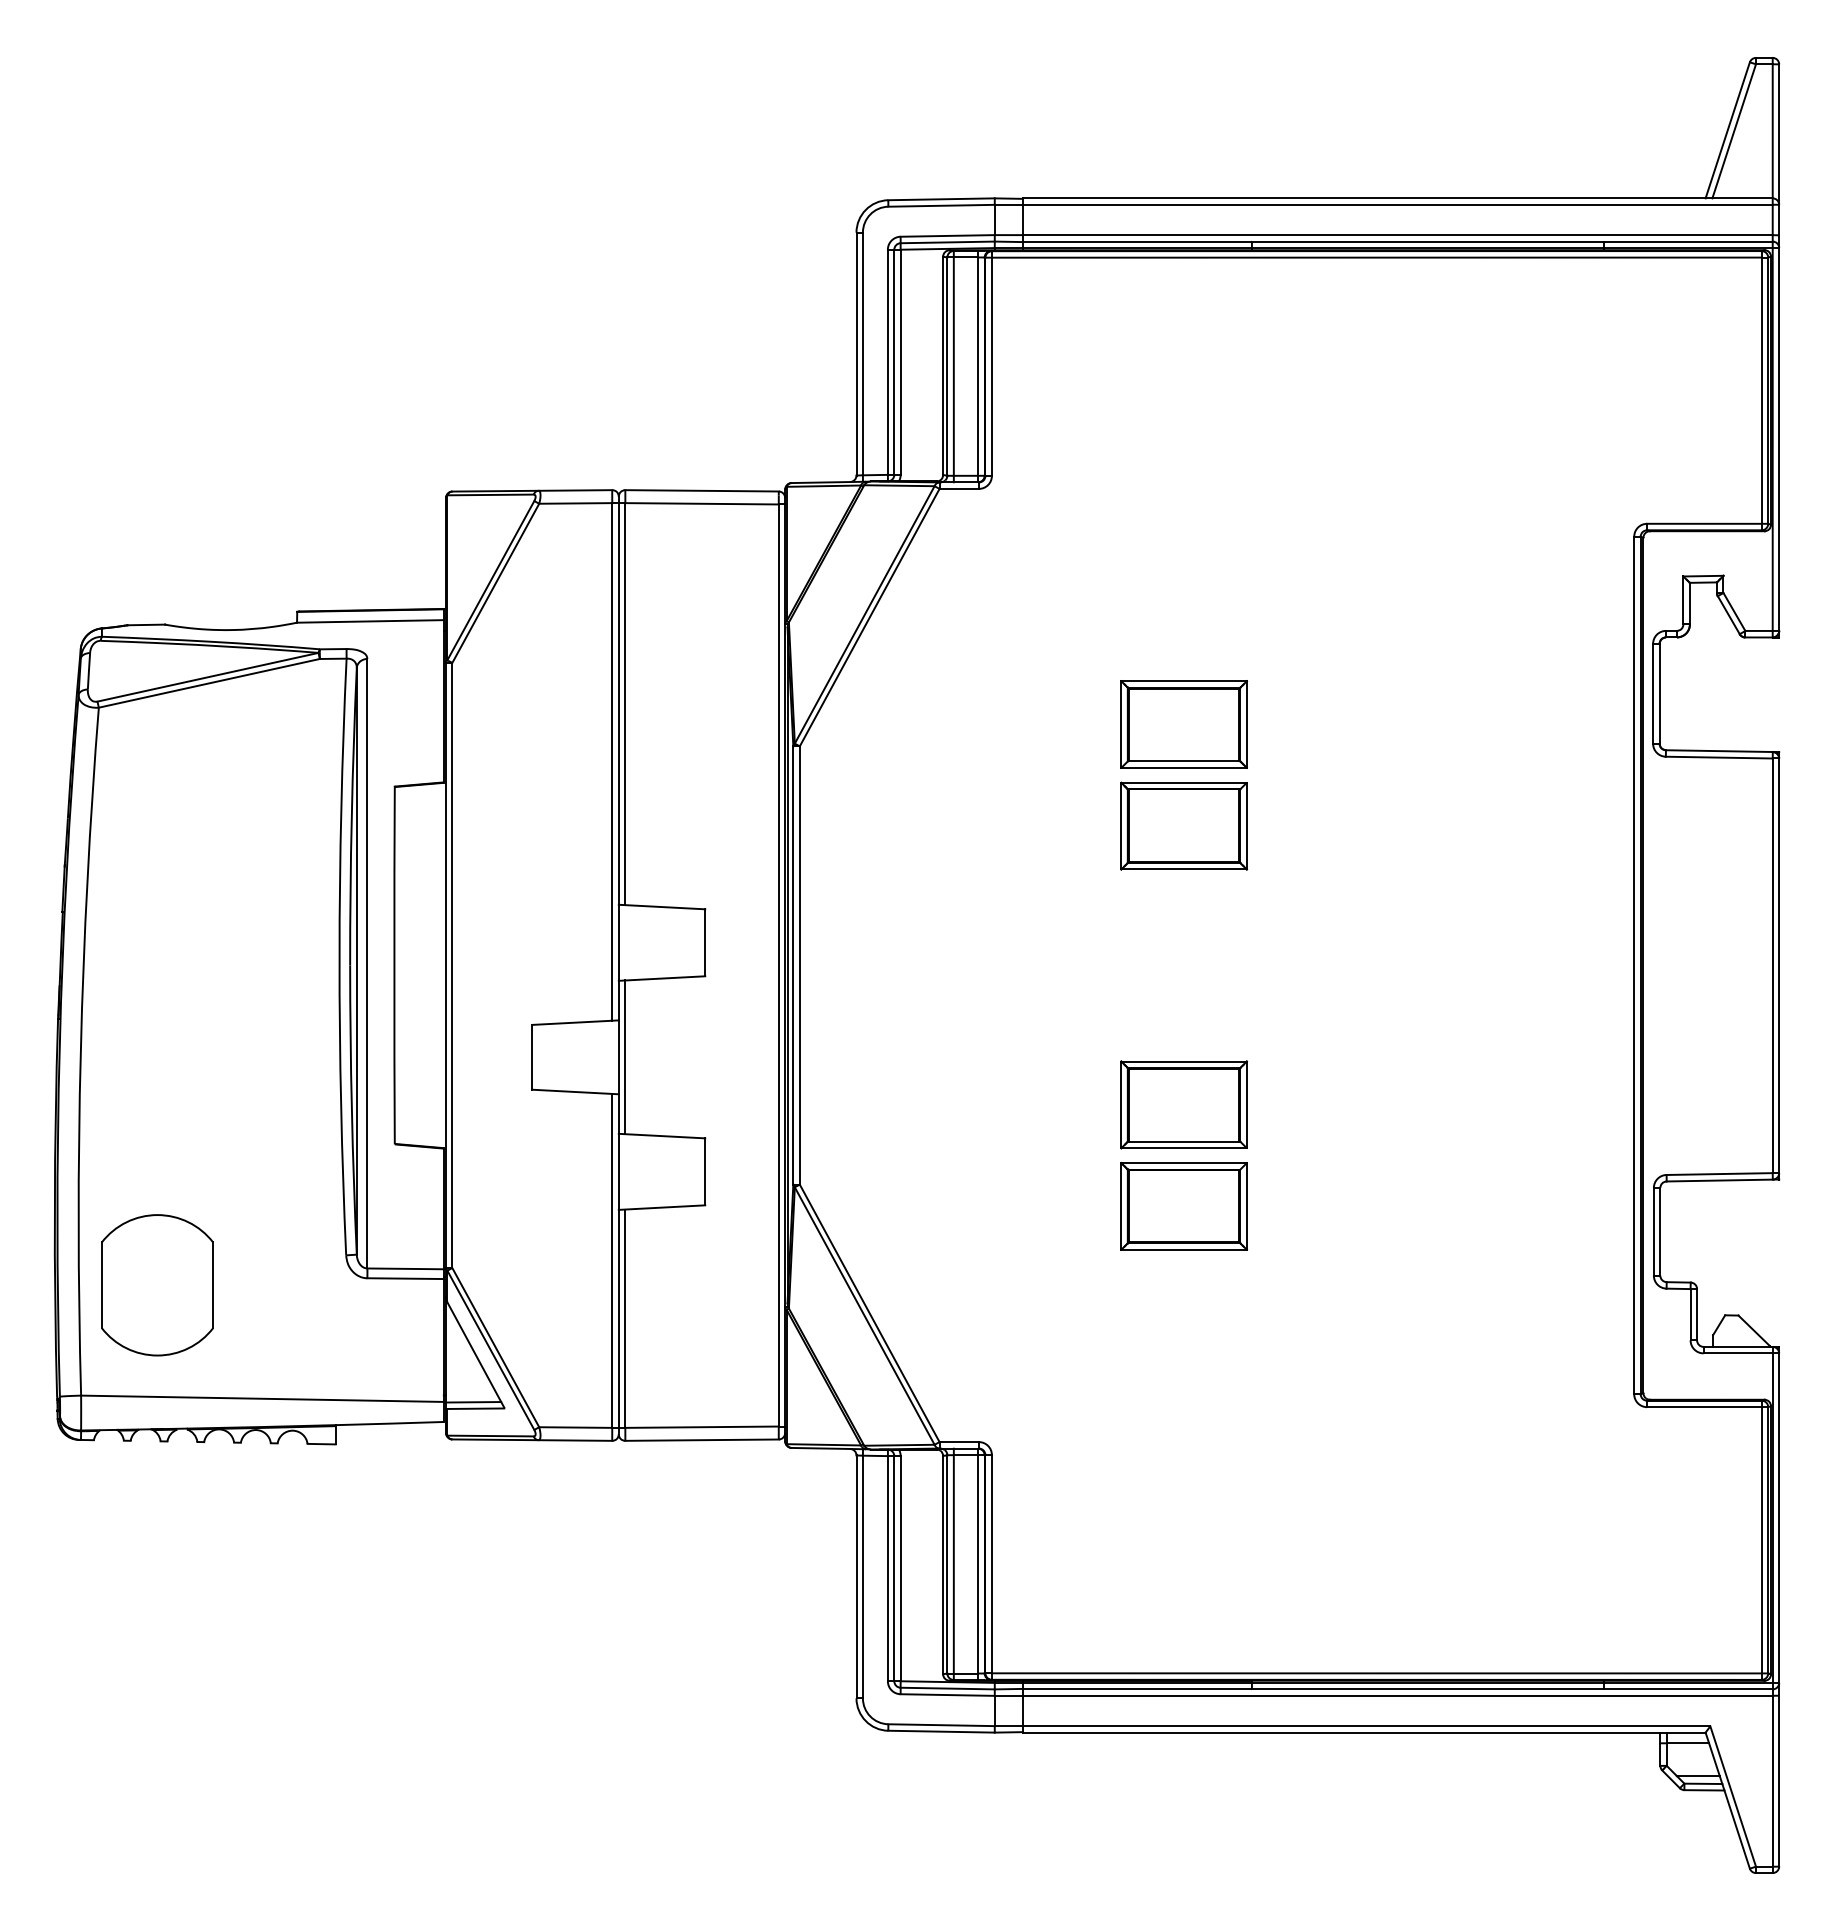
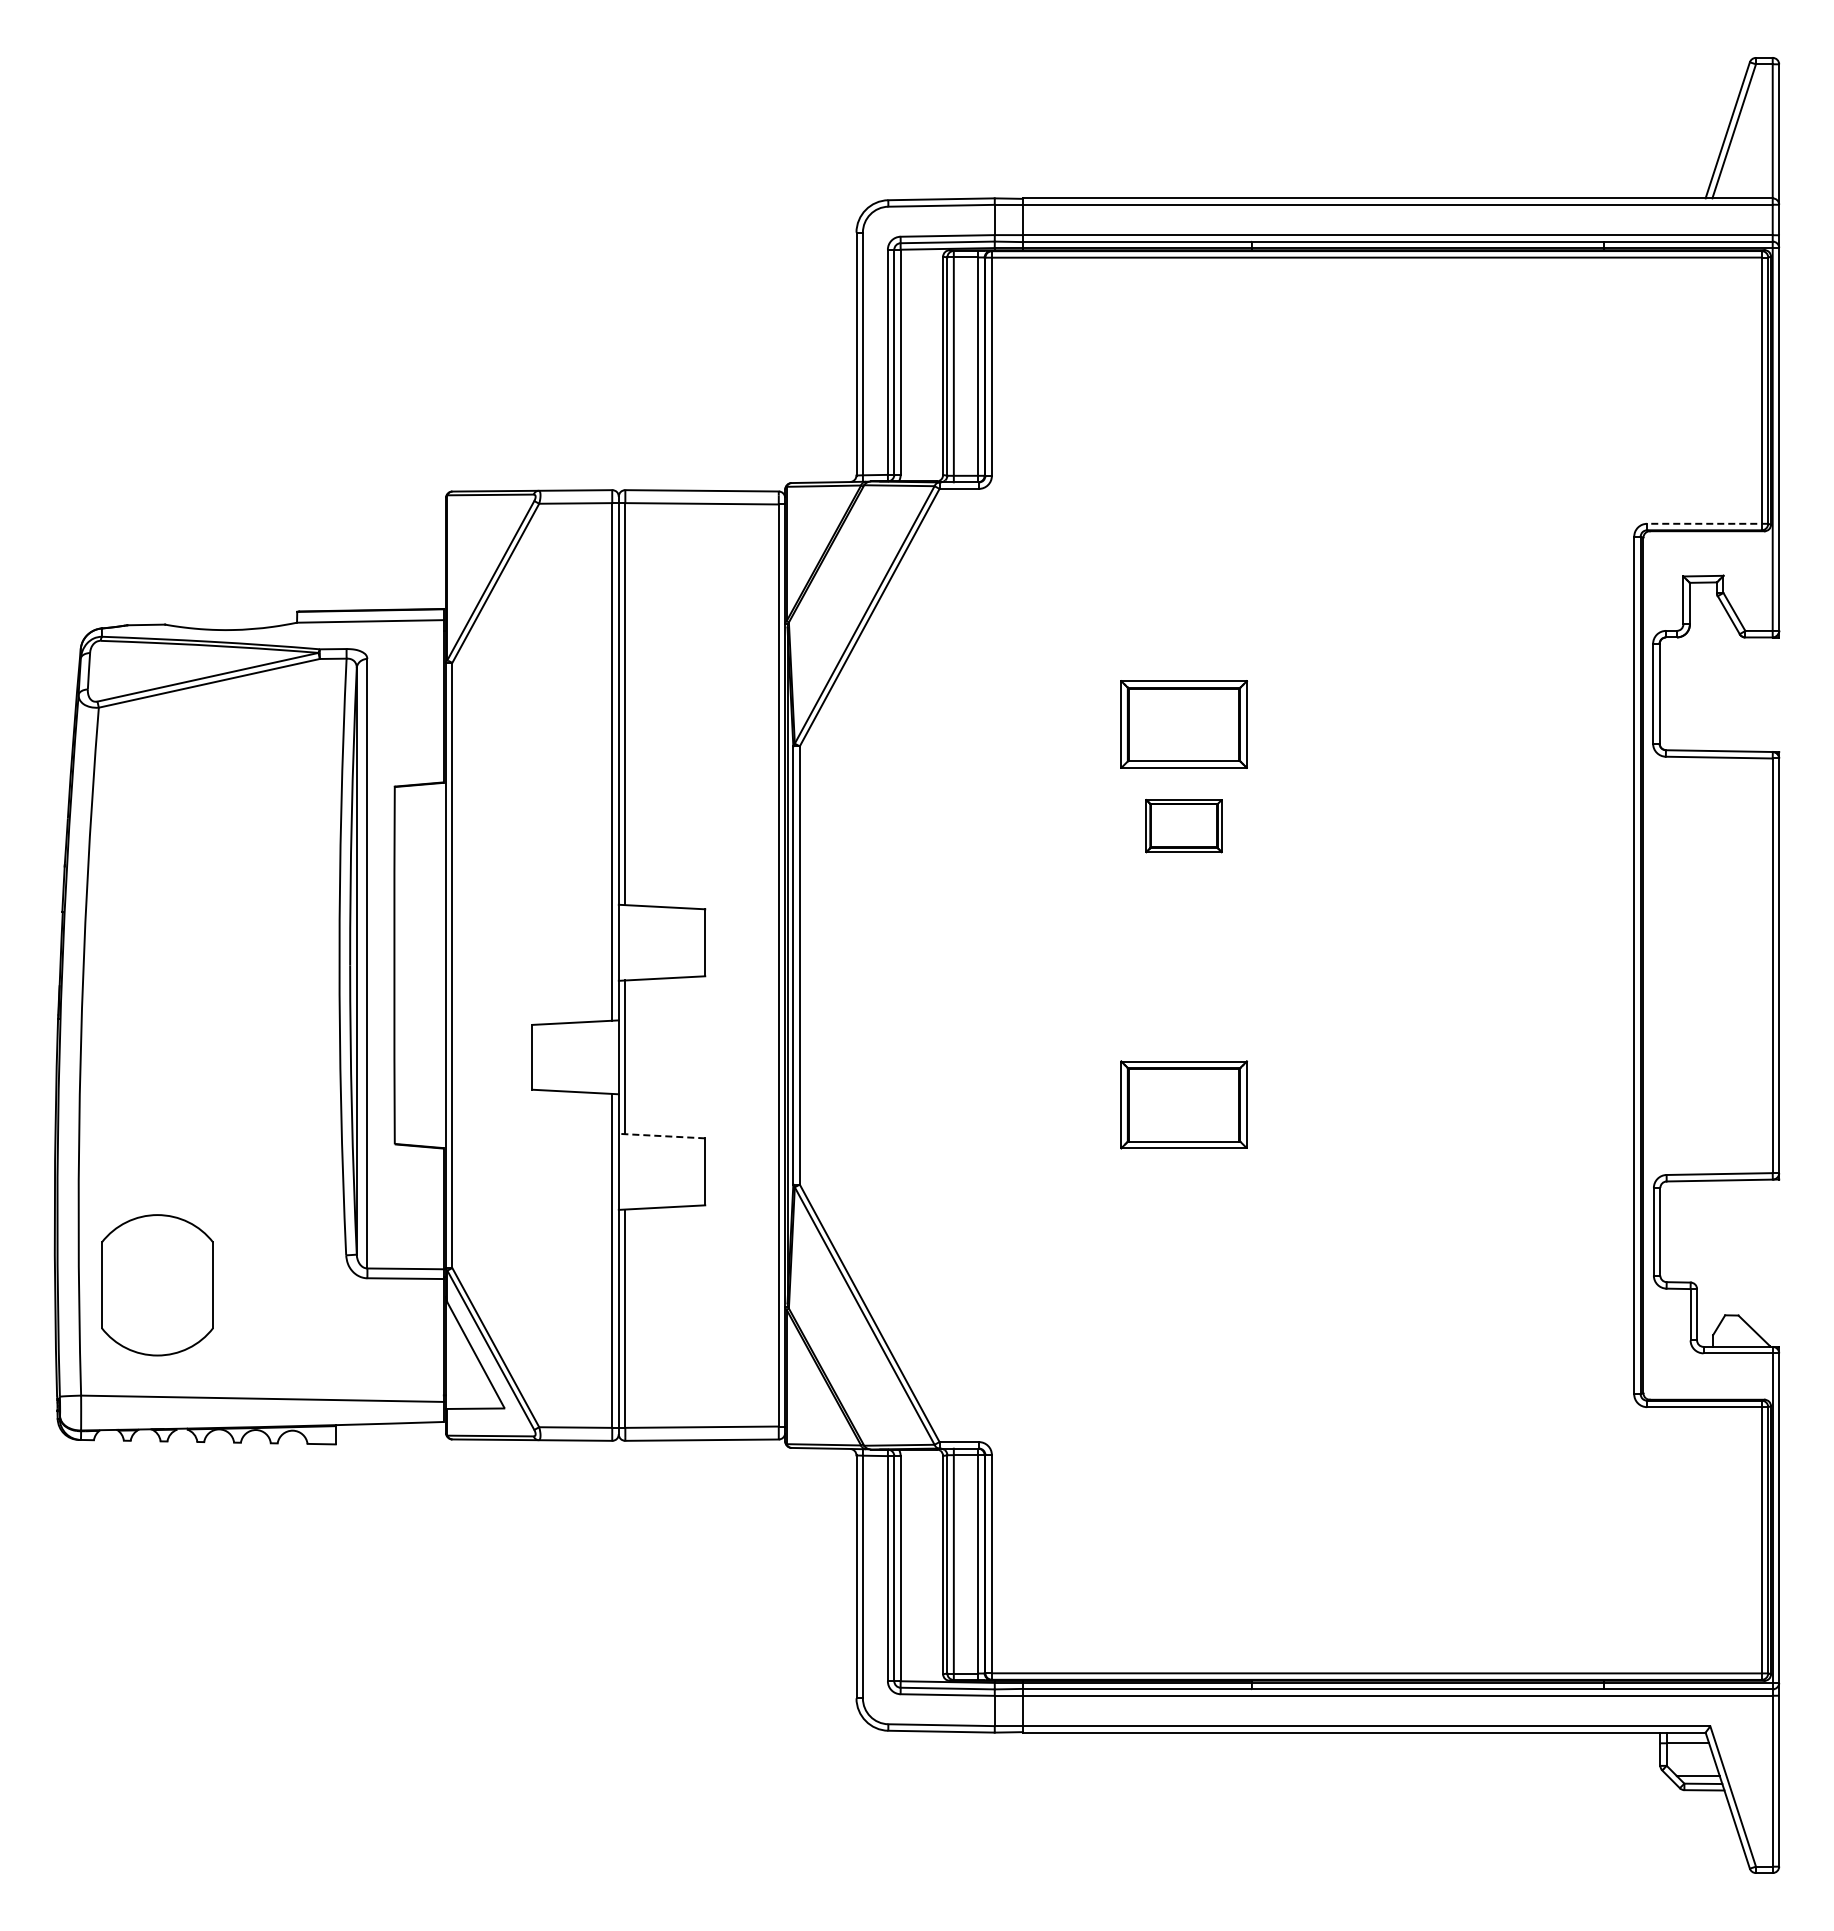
line: solid -> dashed (1707, 523)
part size: 128x90 px -> 78x55 px (1183, 826)
line: solid -> dashed (661, 1136)
part: present -> none (1183, 1206)
line: present -> none (473, 1402)
